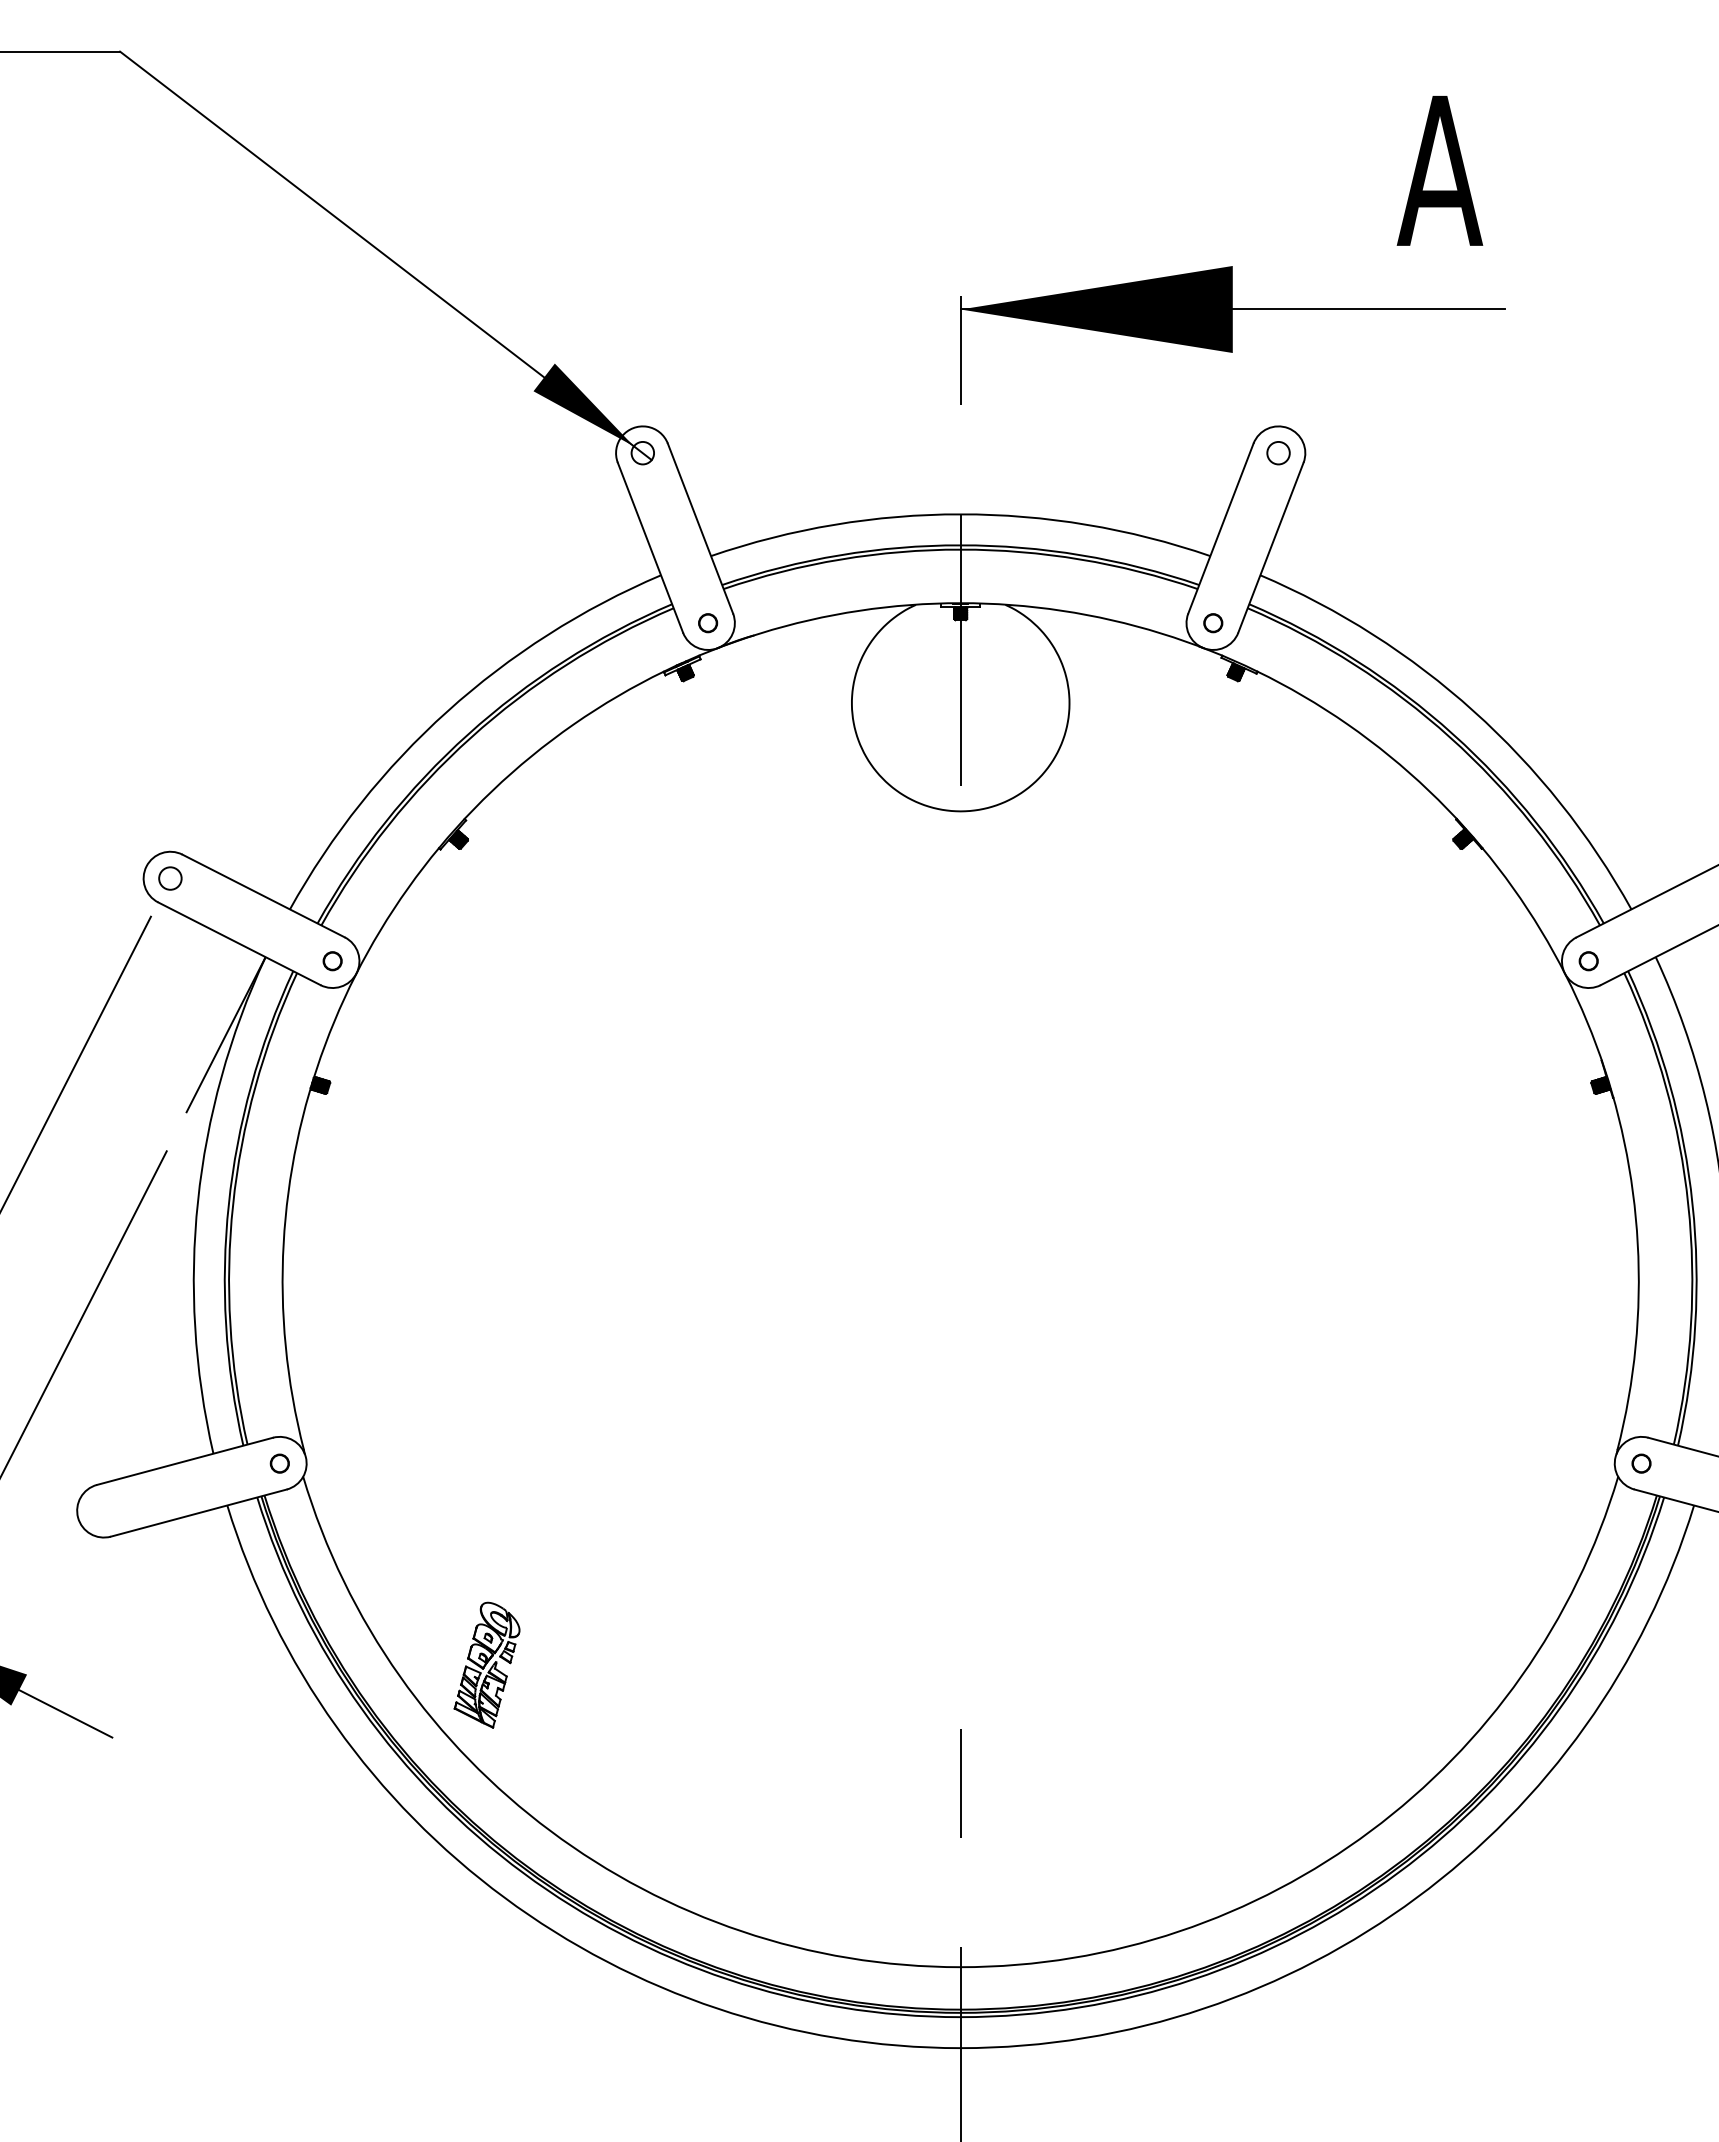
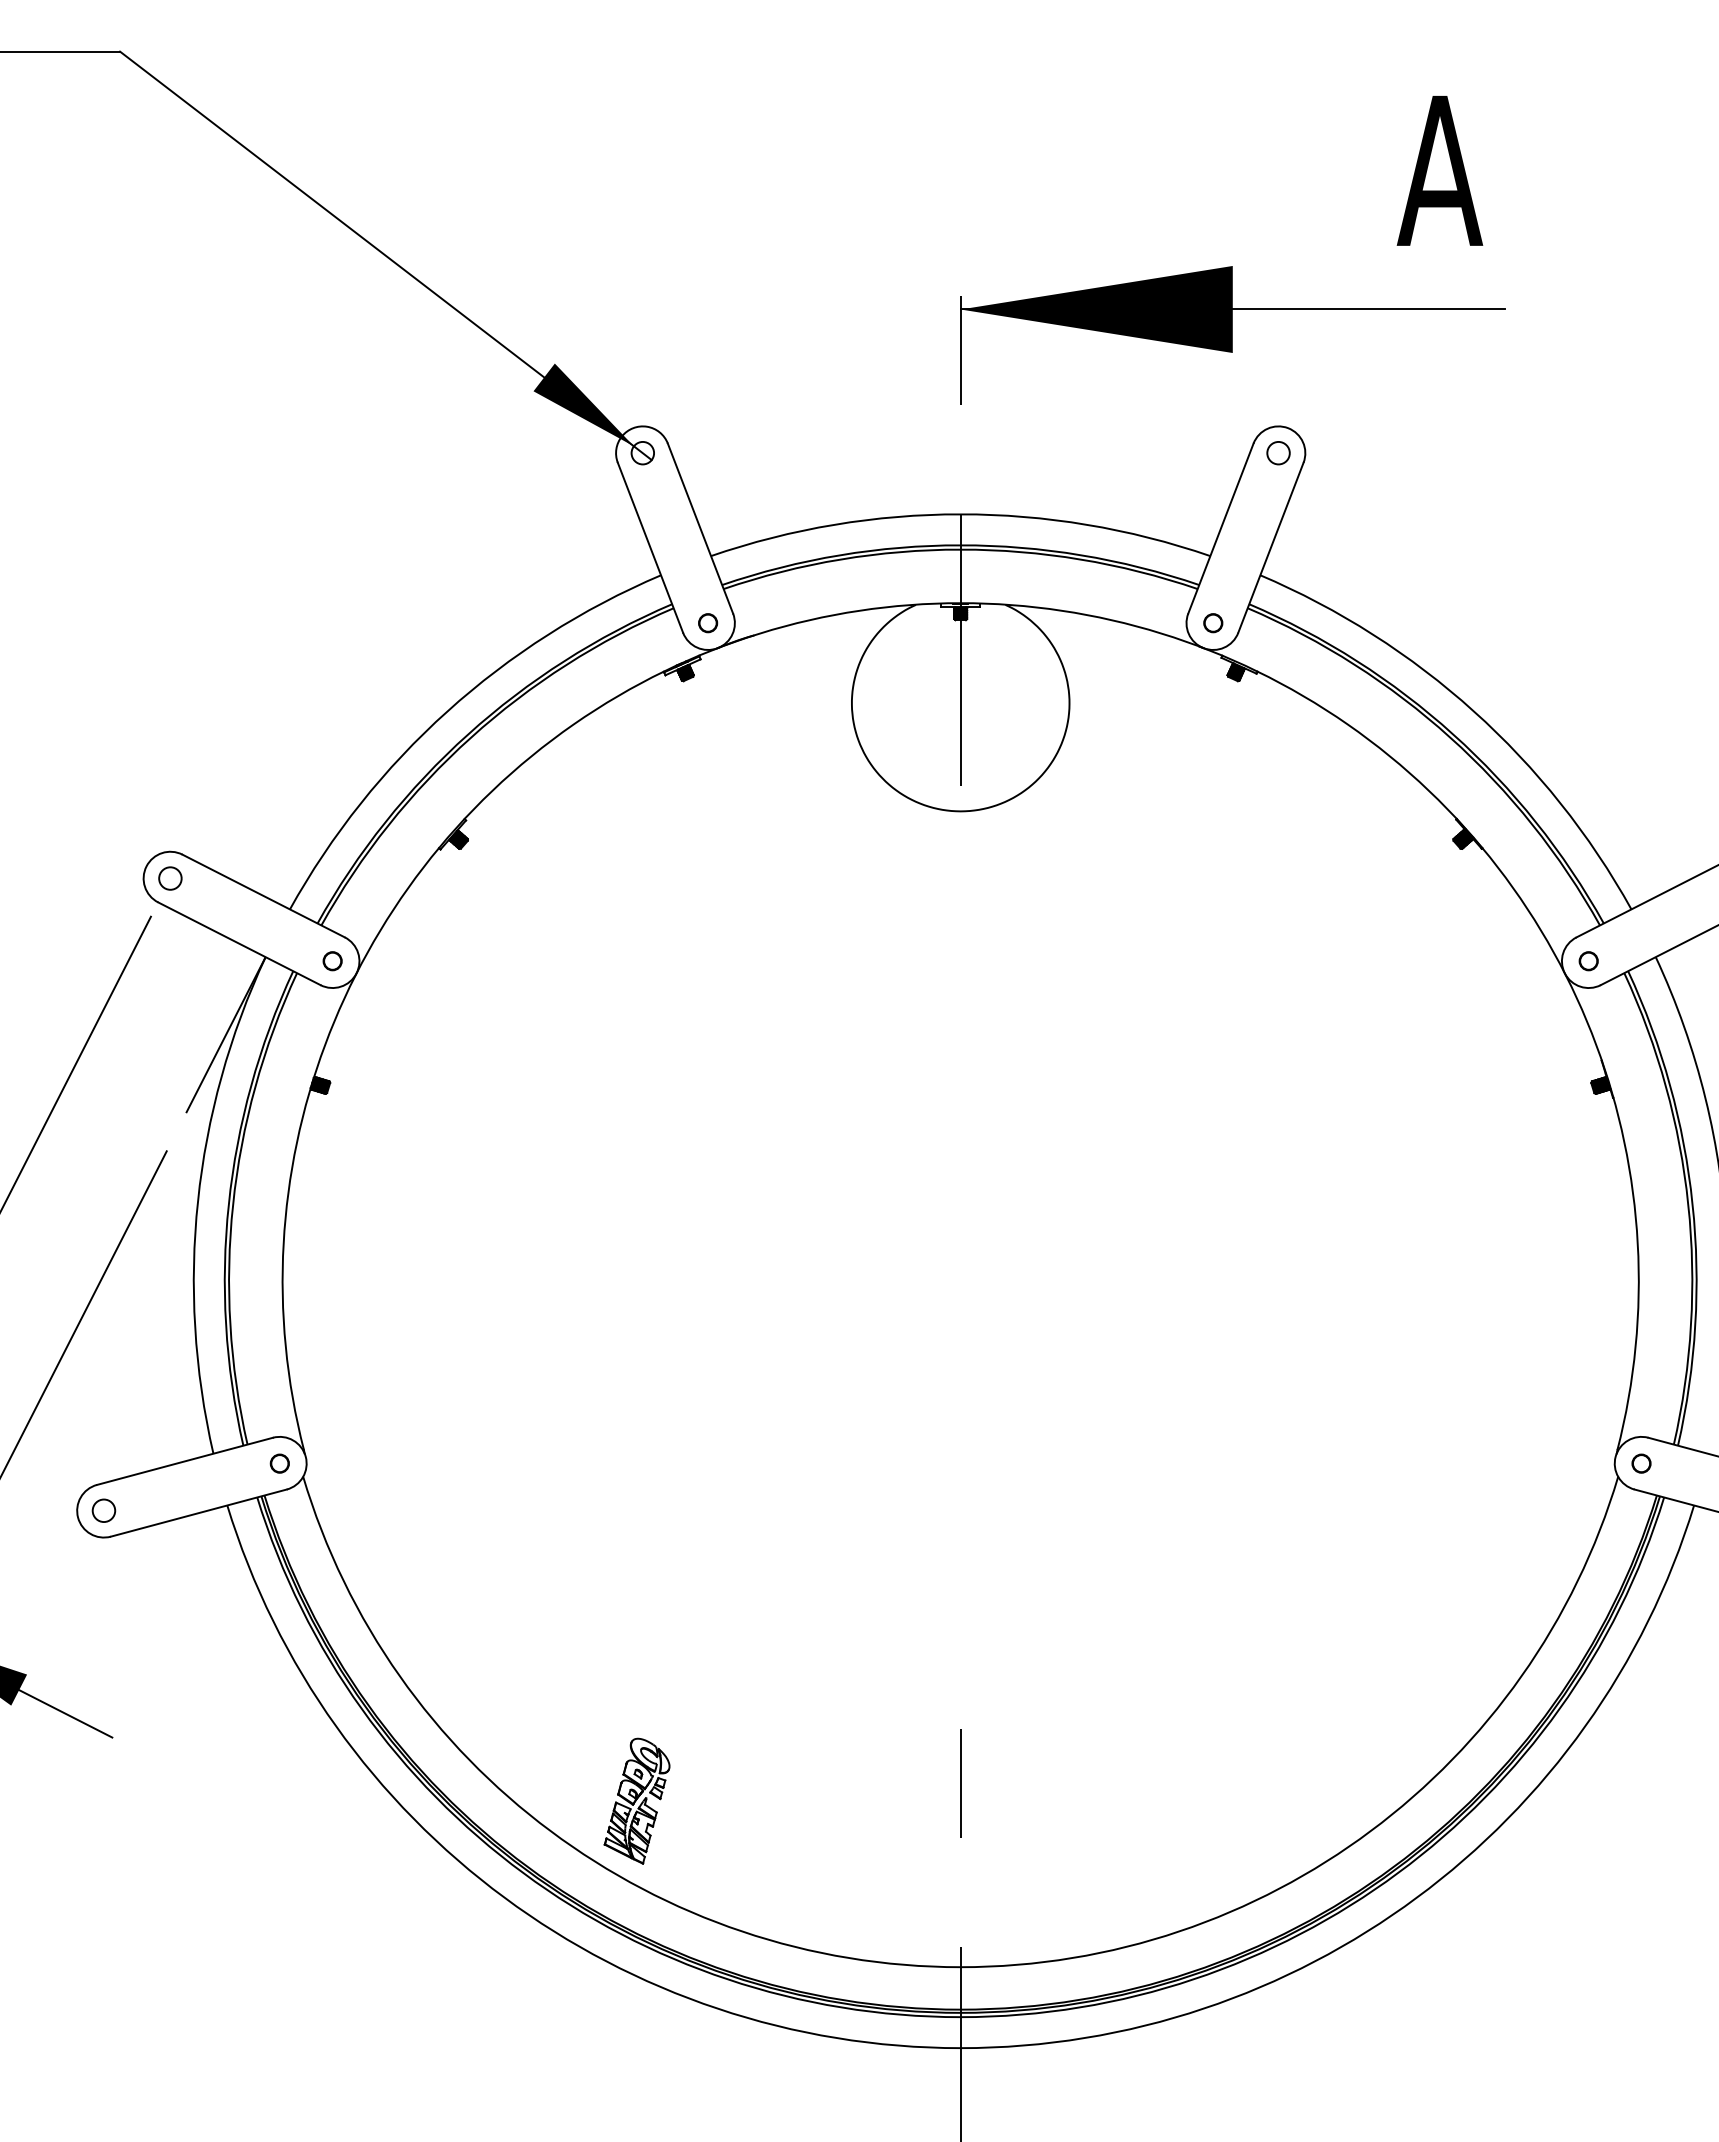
circle: none -> present (103, 1510)
part position: (486, 1664) -> (636, 1800) (636, 1800)
